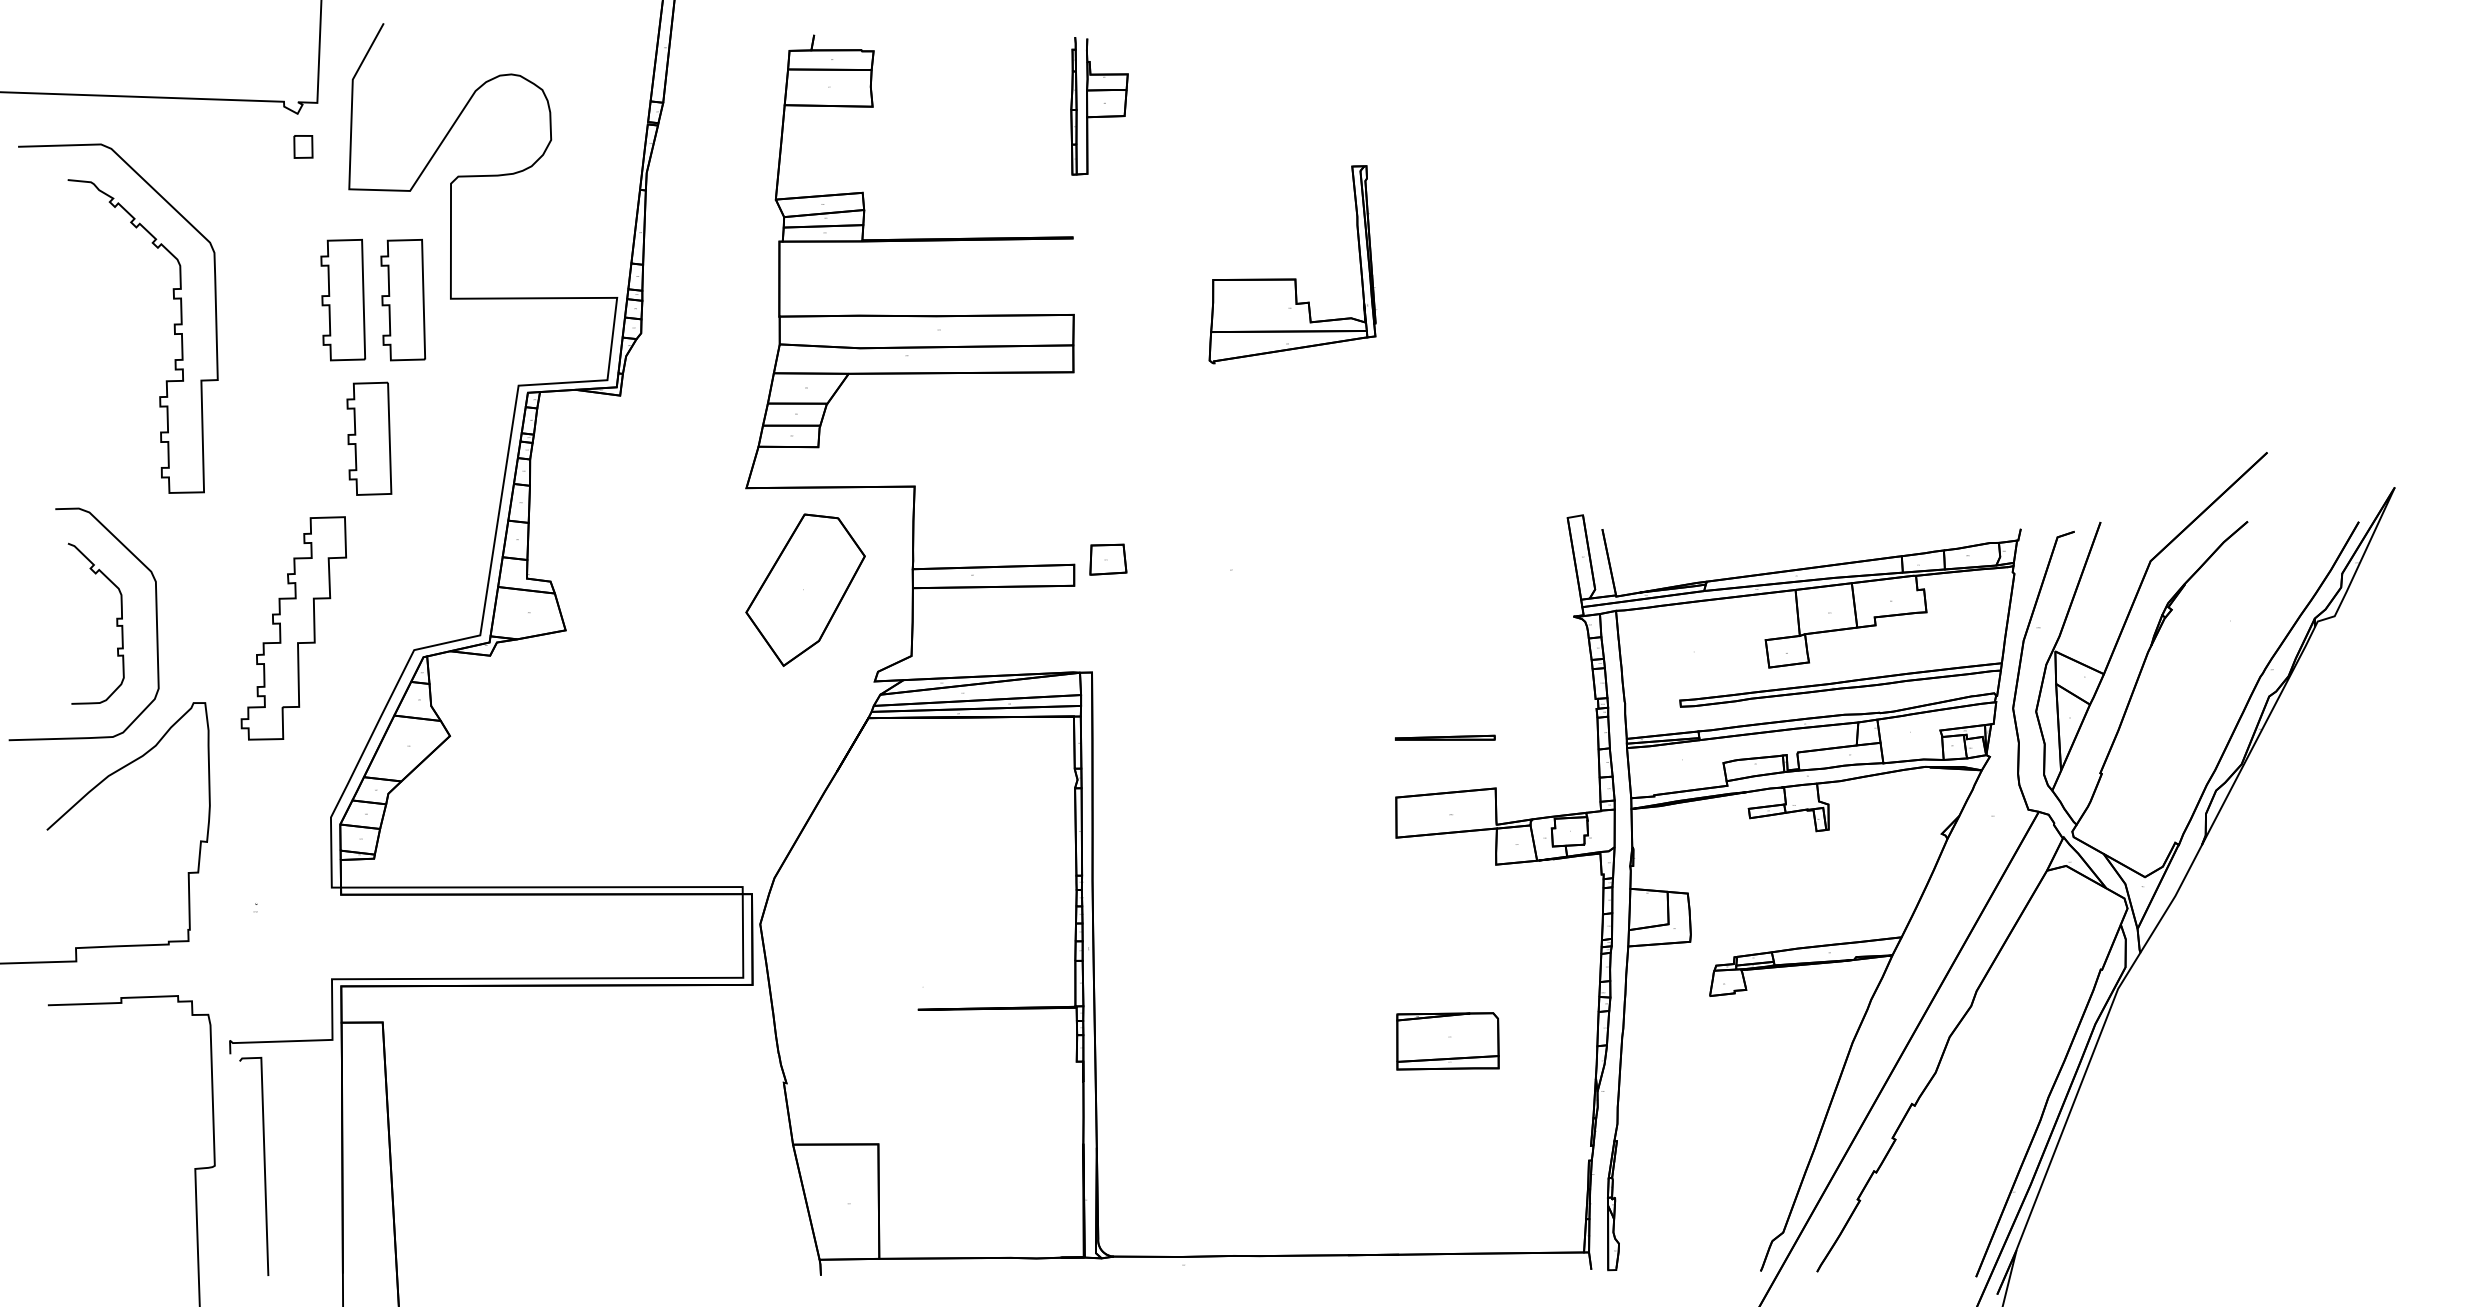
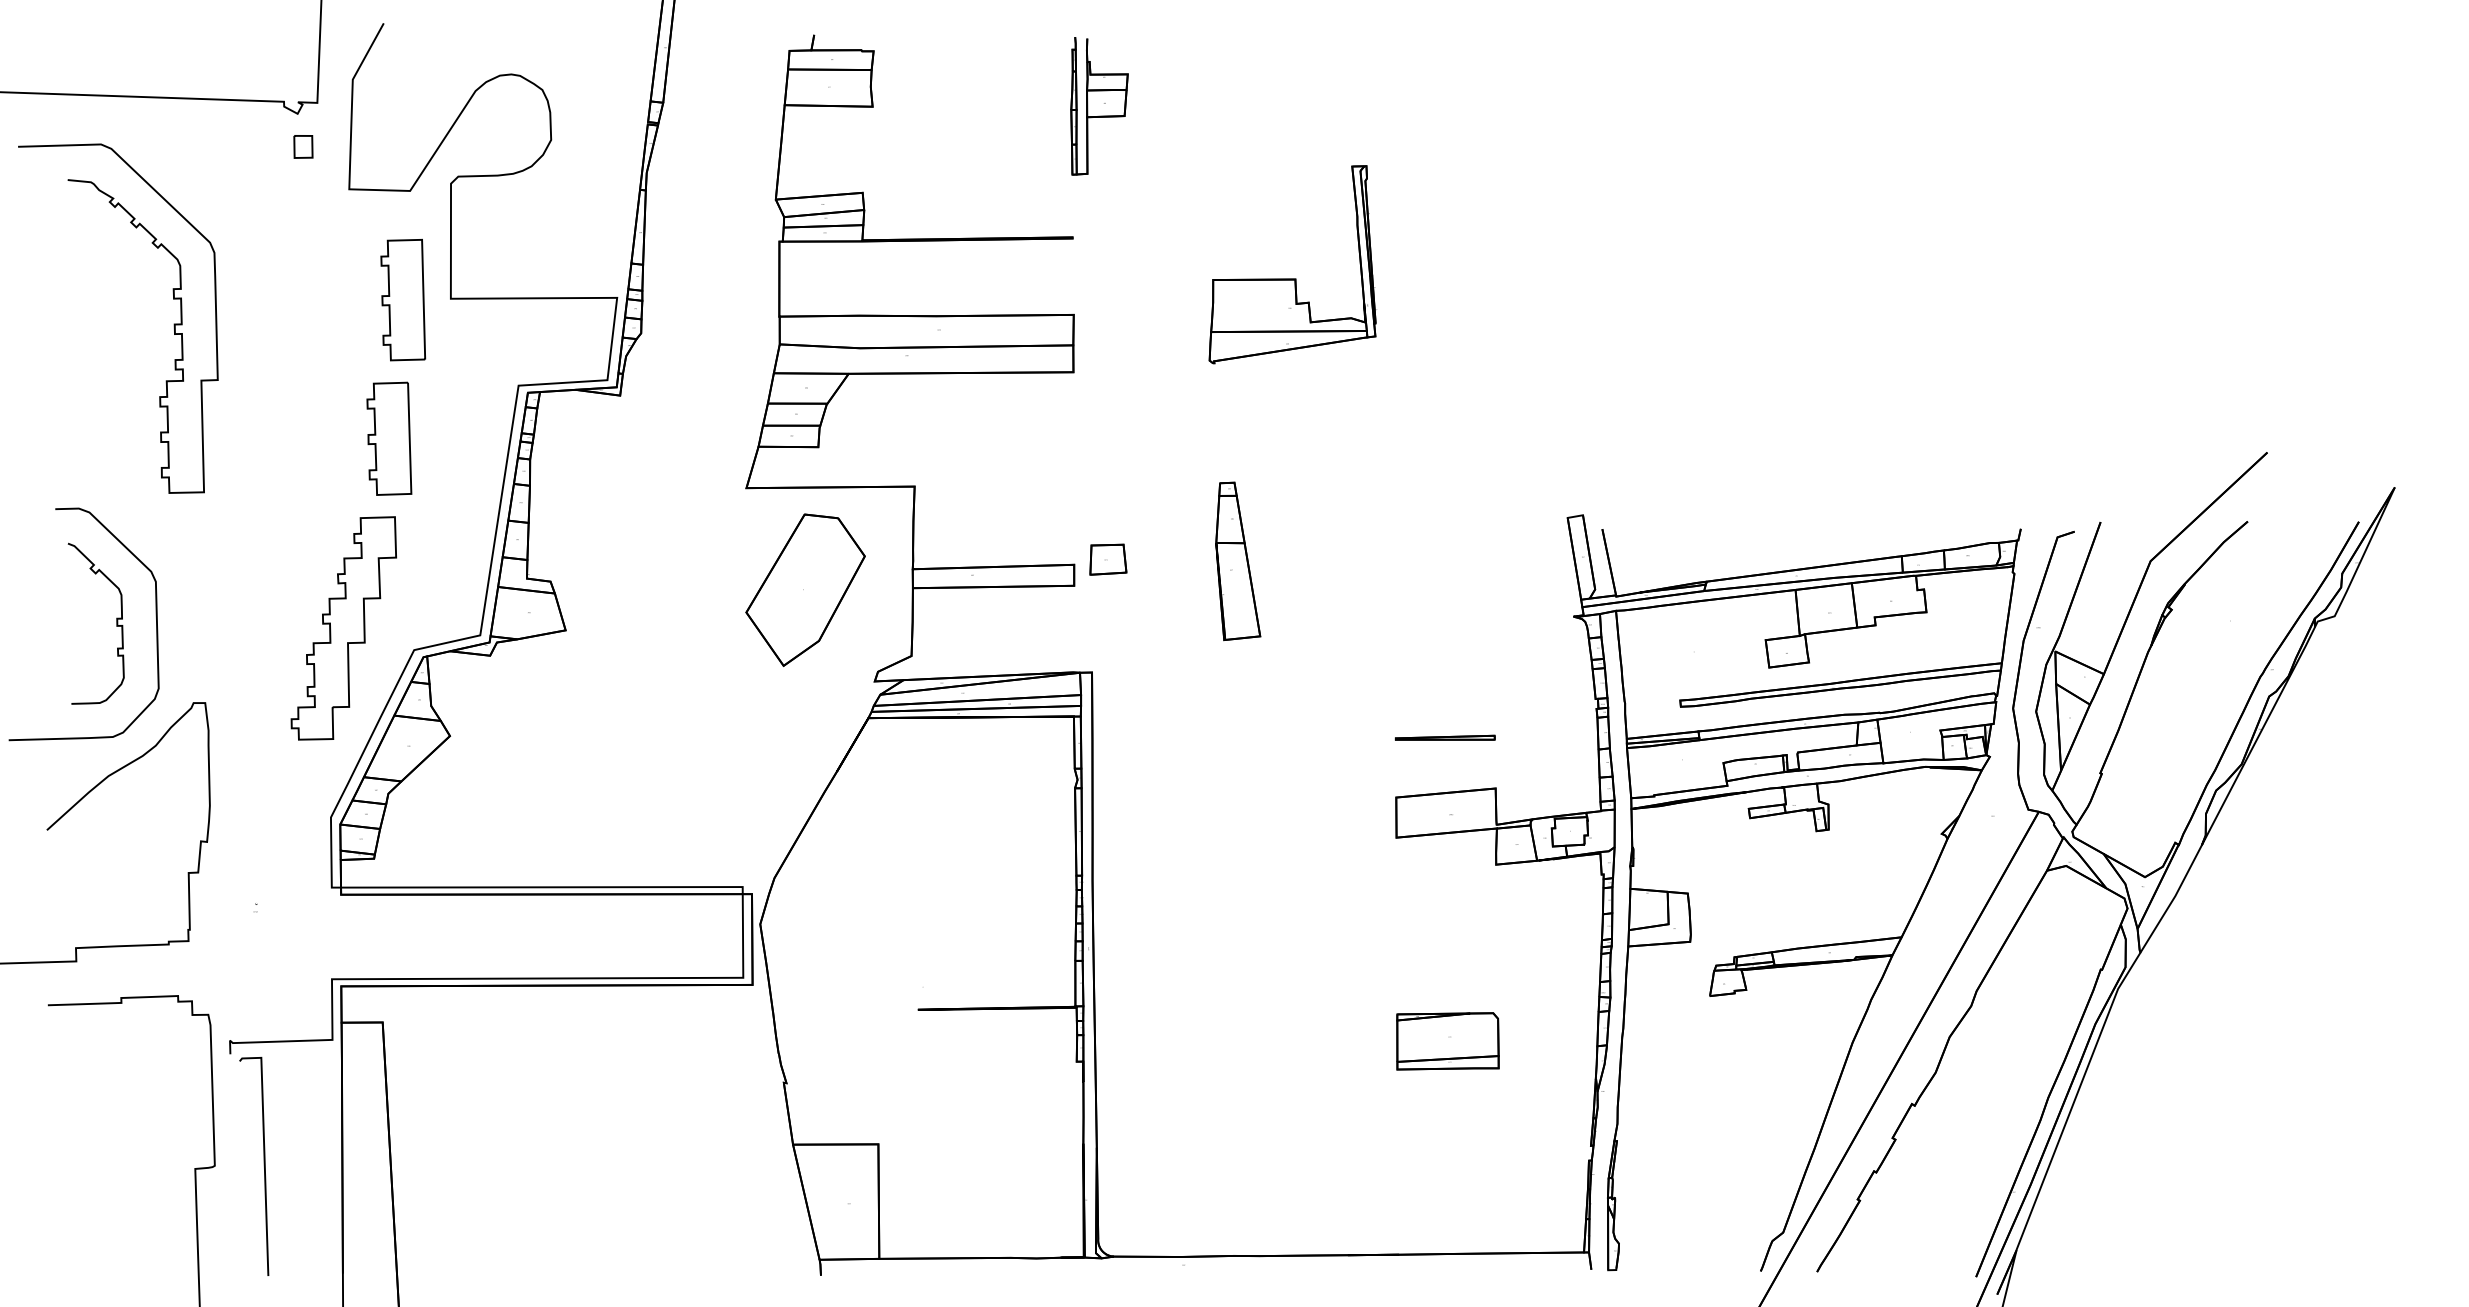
part: present -> none (343, 299)
part position: (369, 438) -> (389, 438) (389, 438)
part: none -> present (1238, 561)
part position: (293, 628) -> (343, 628) (343, 628)
